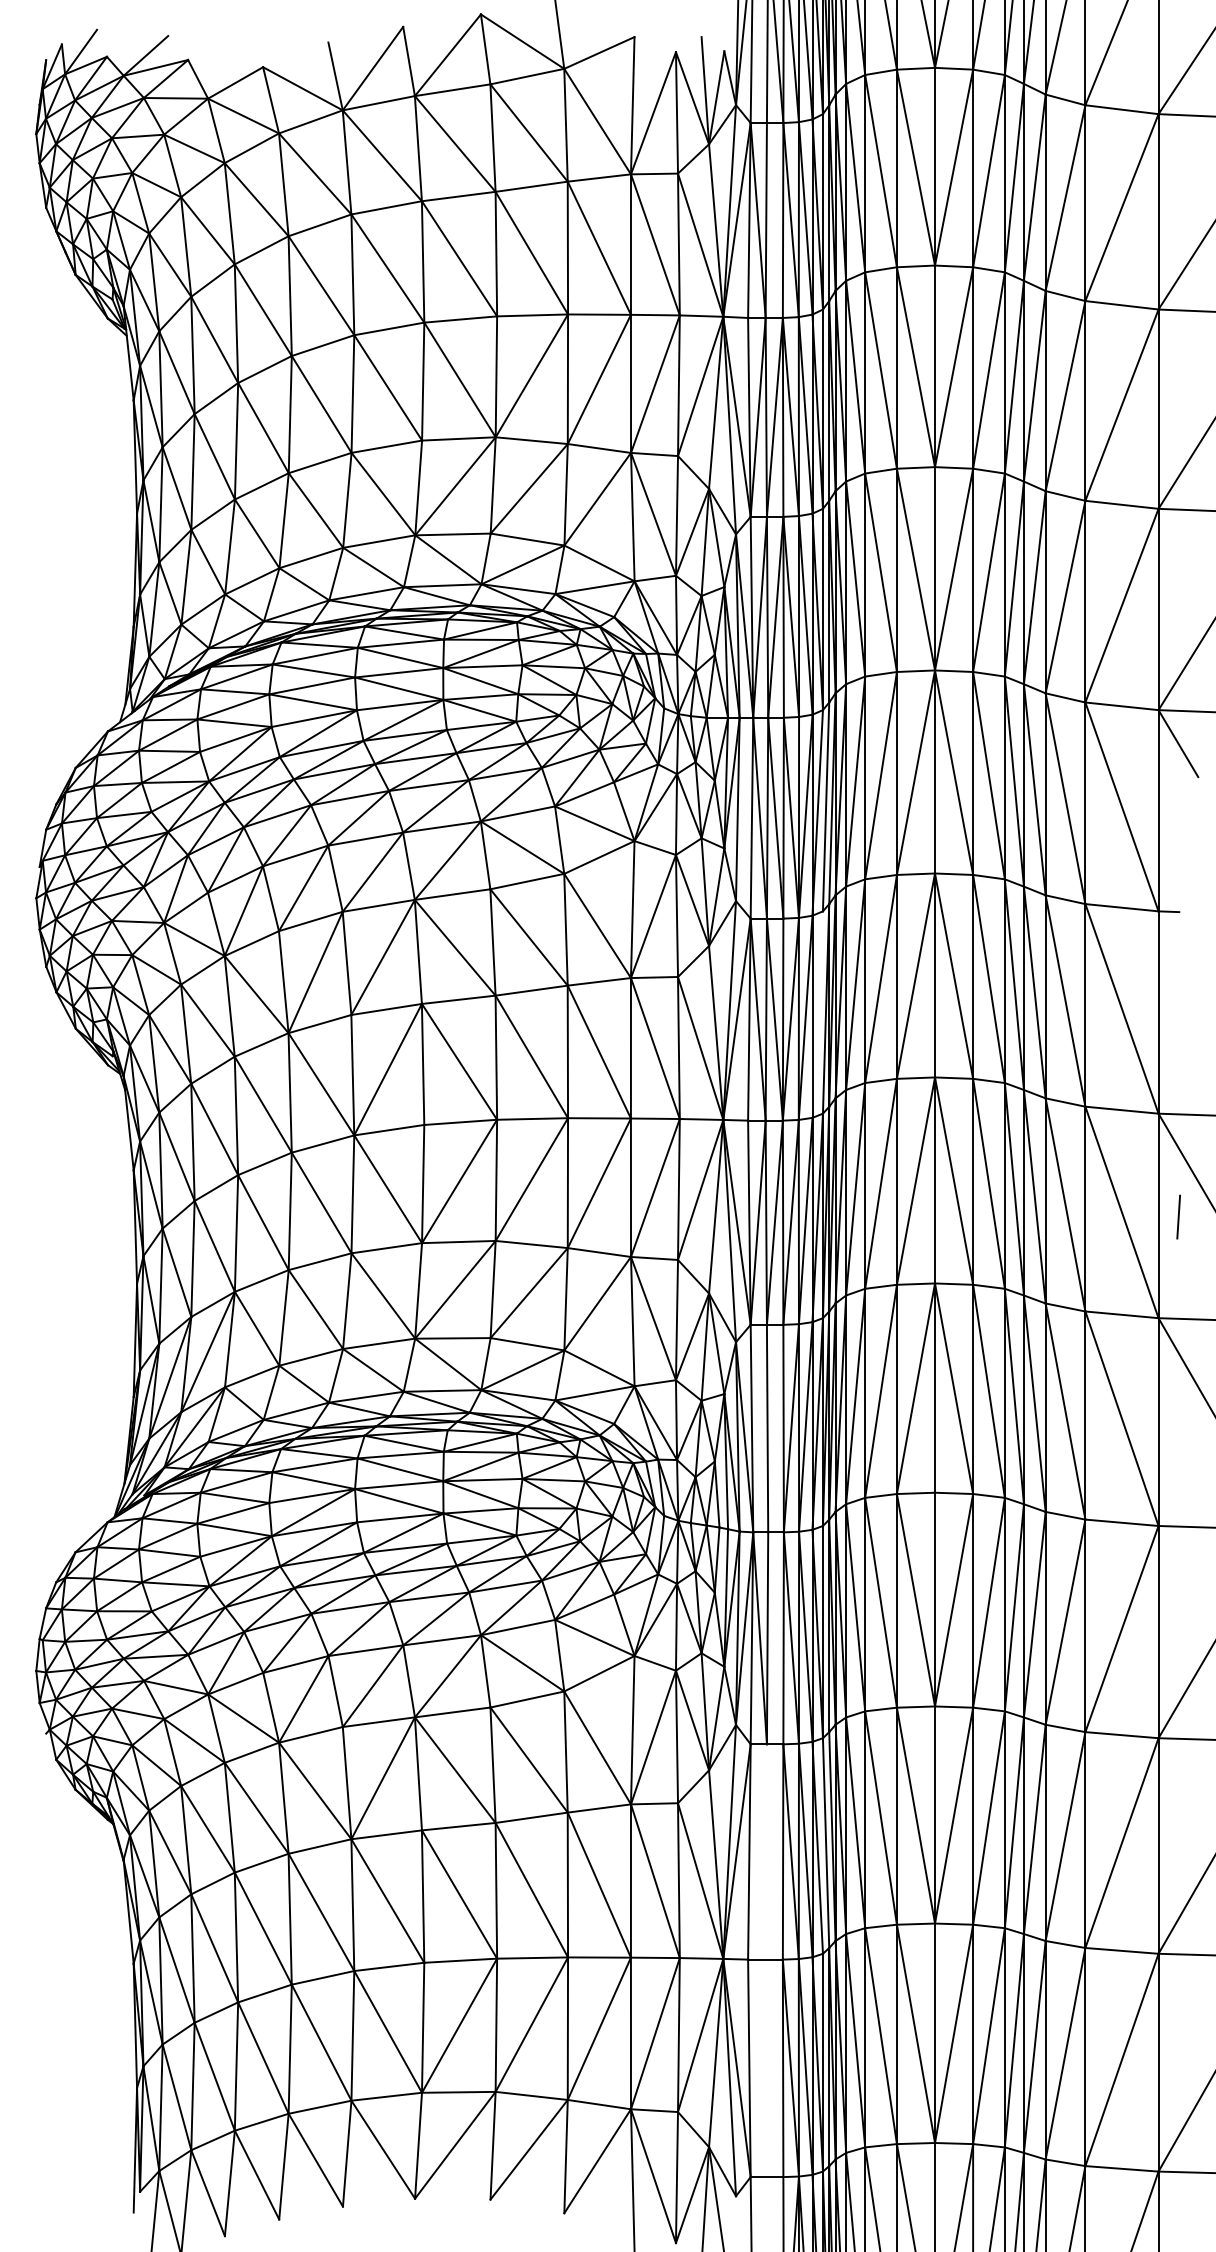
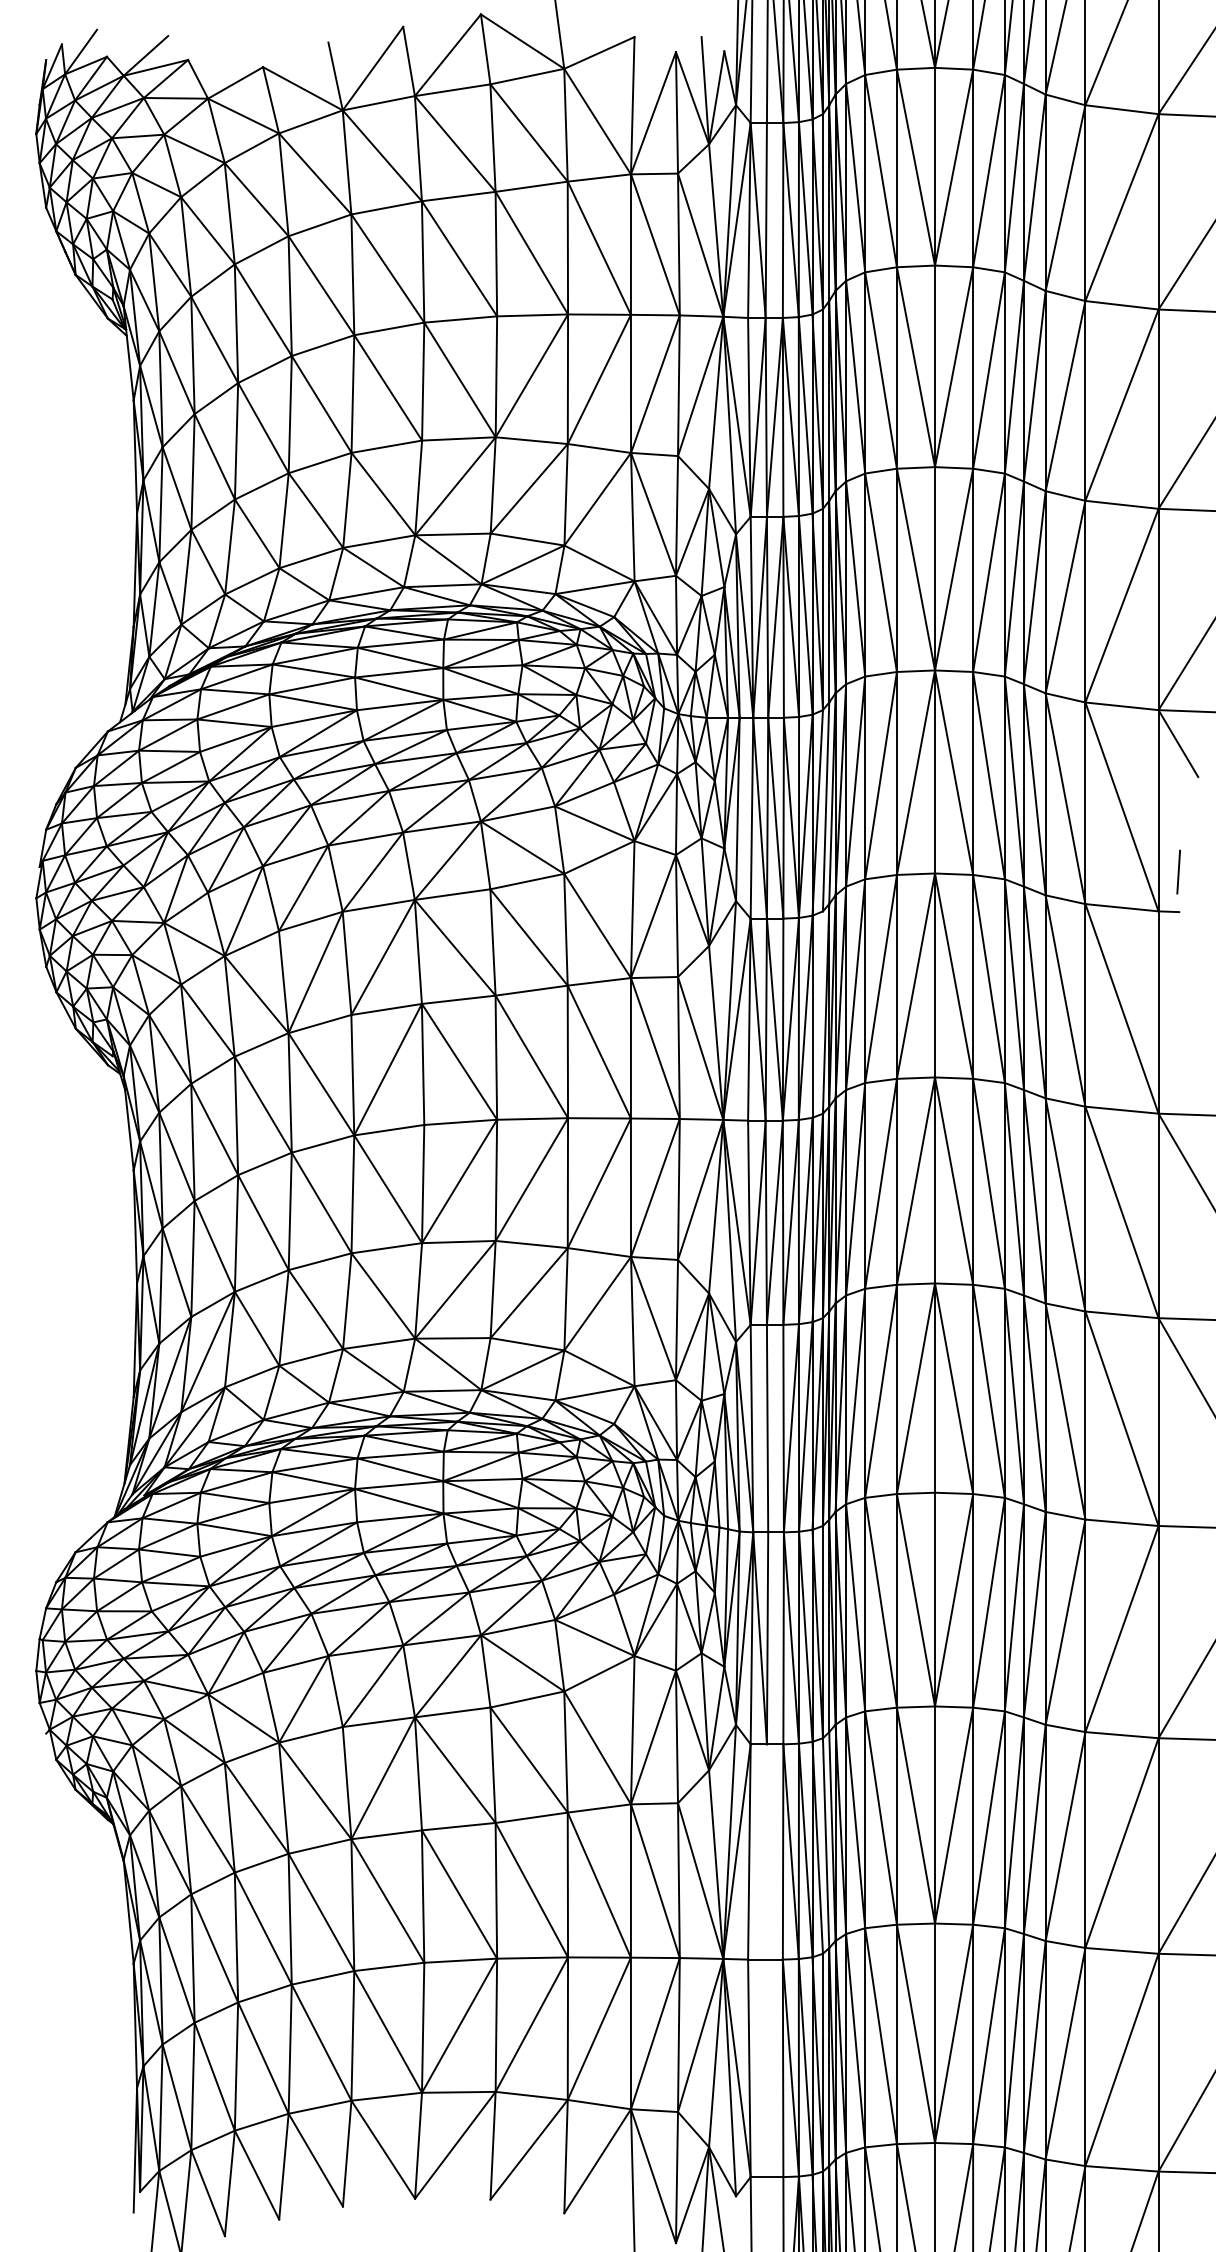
line position: (1178, 1216) -> (1178, 871) (1178, 871)
